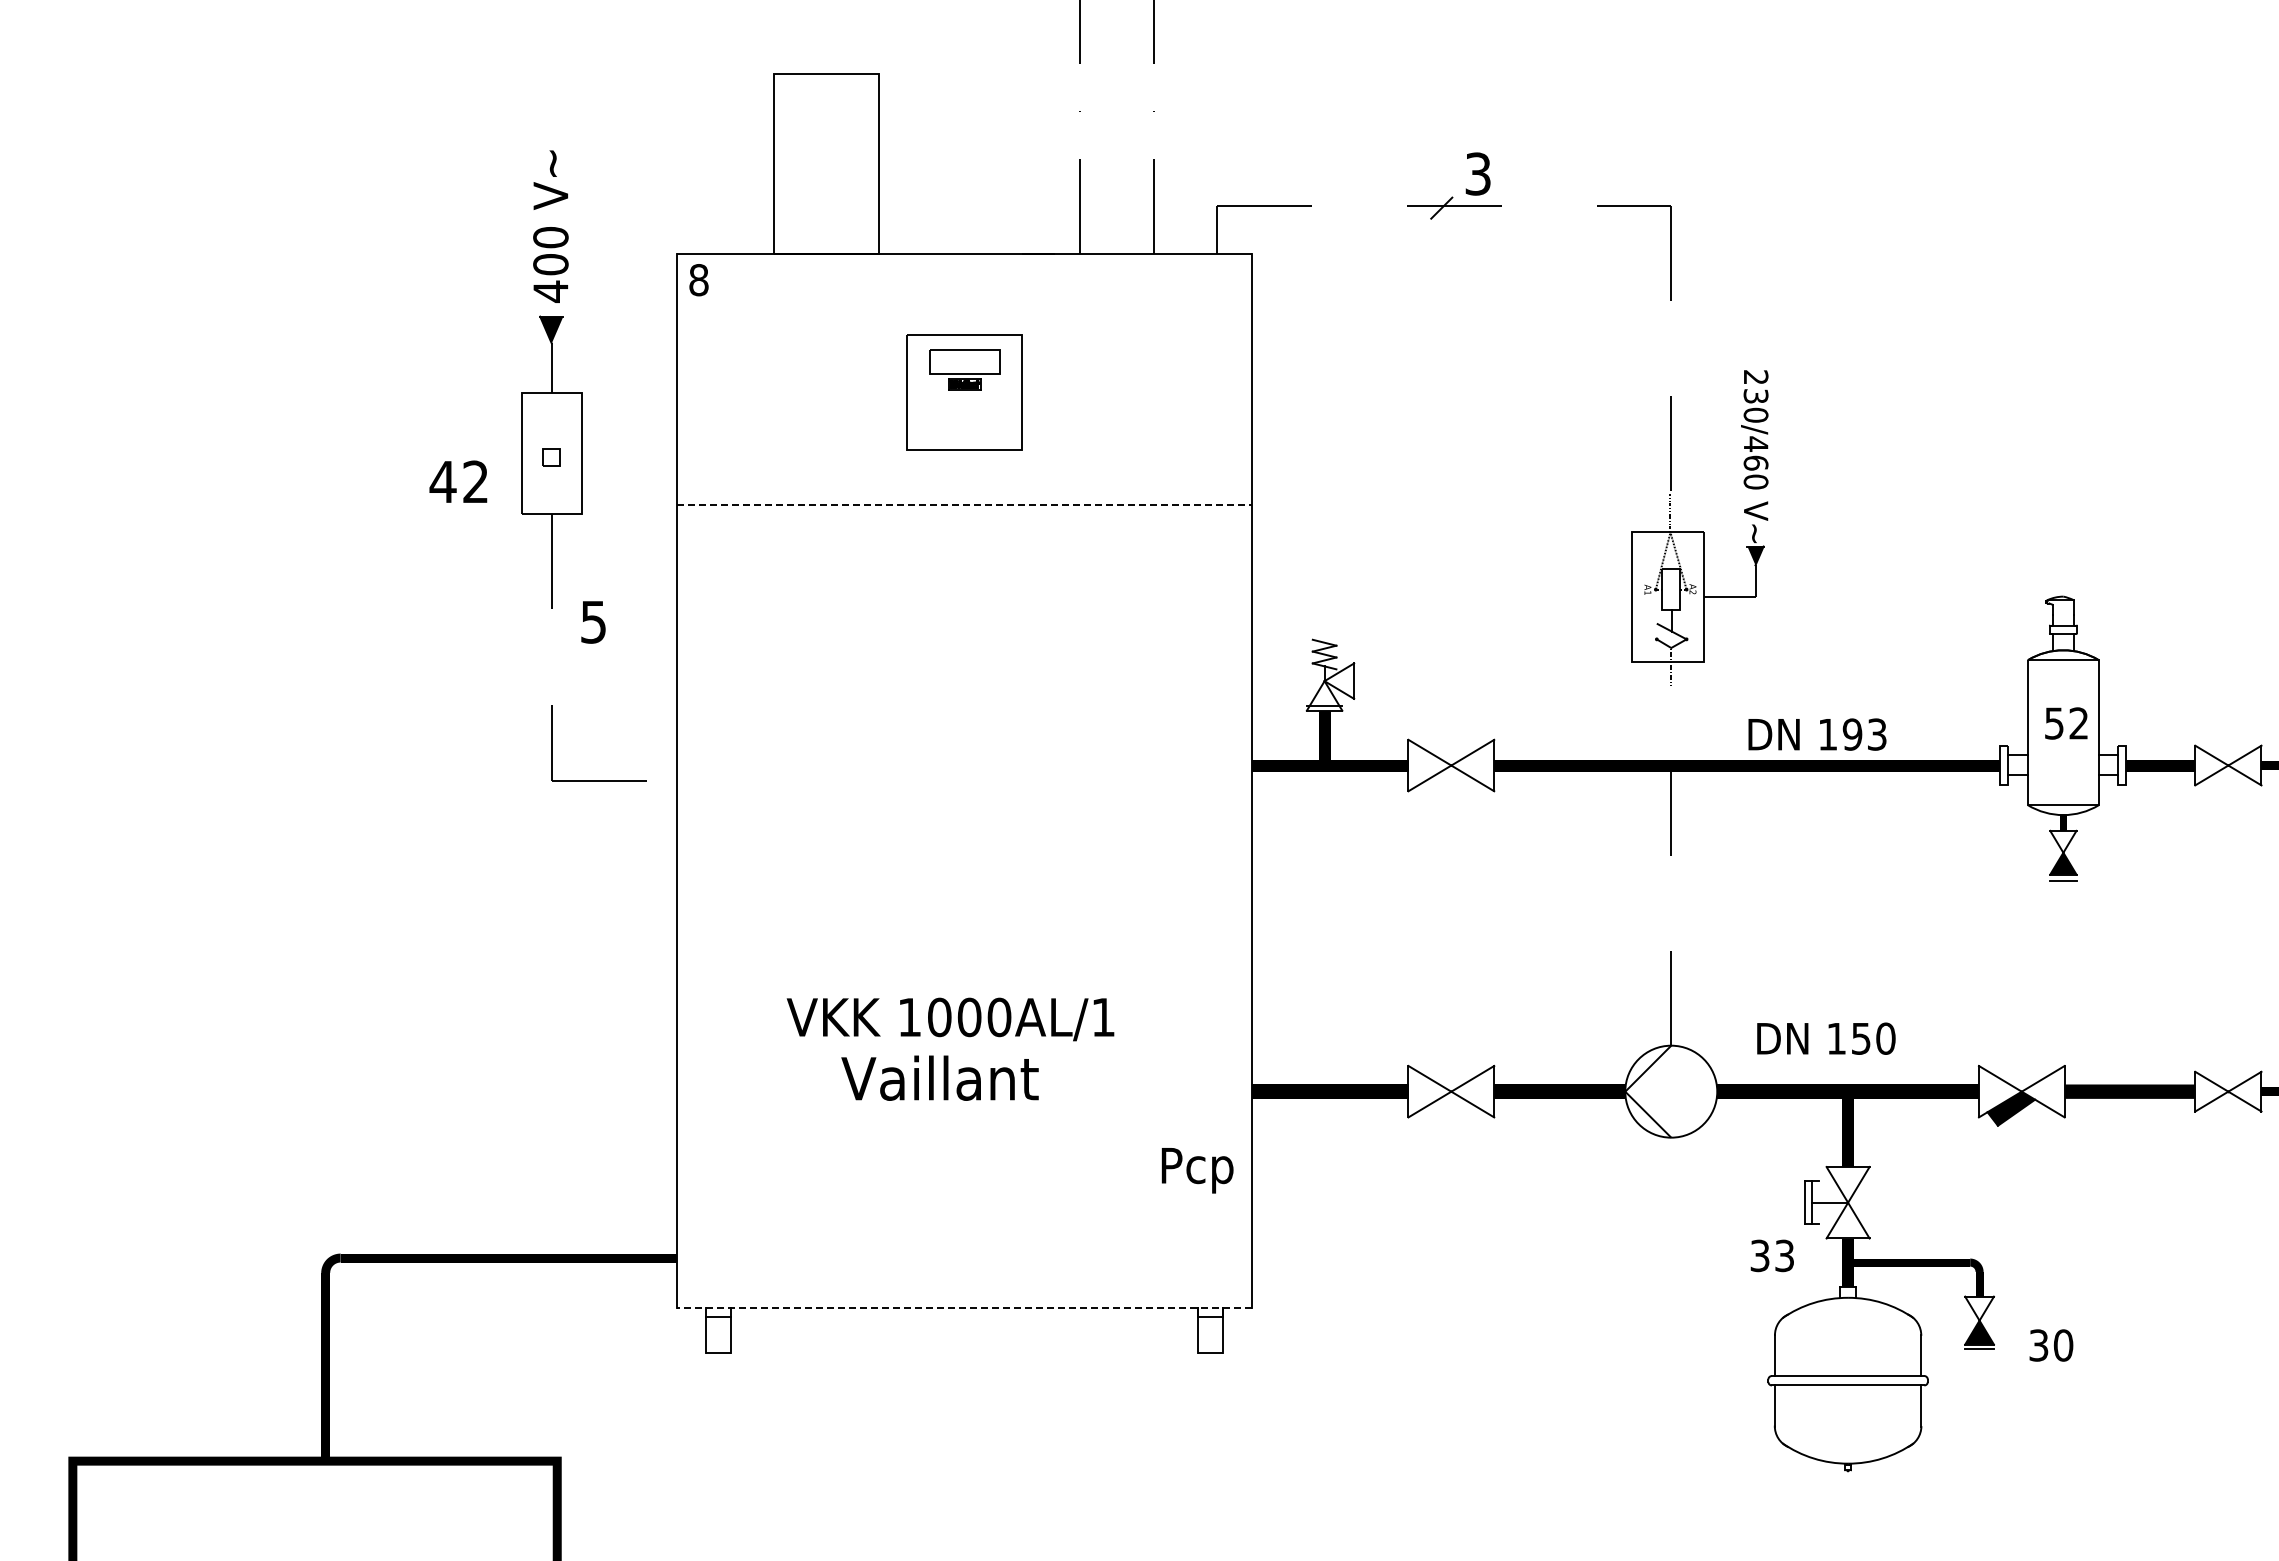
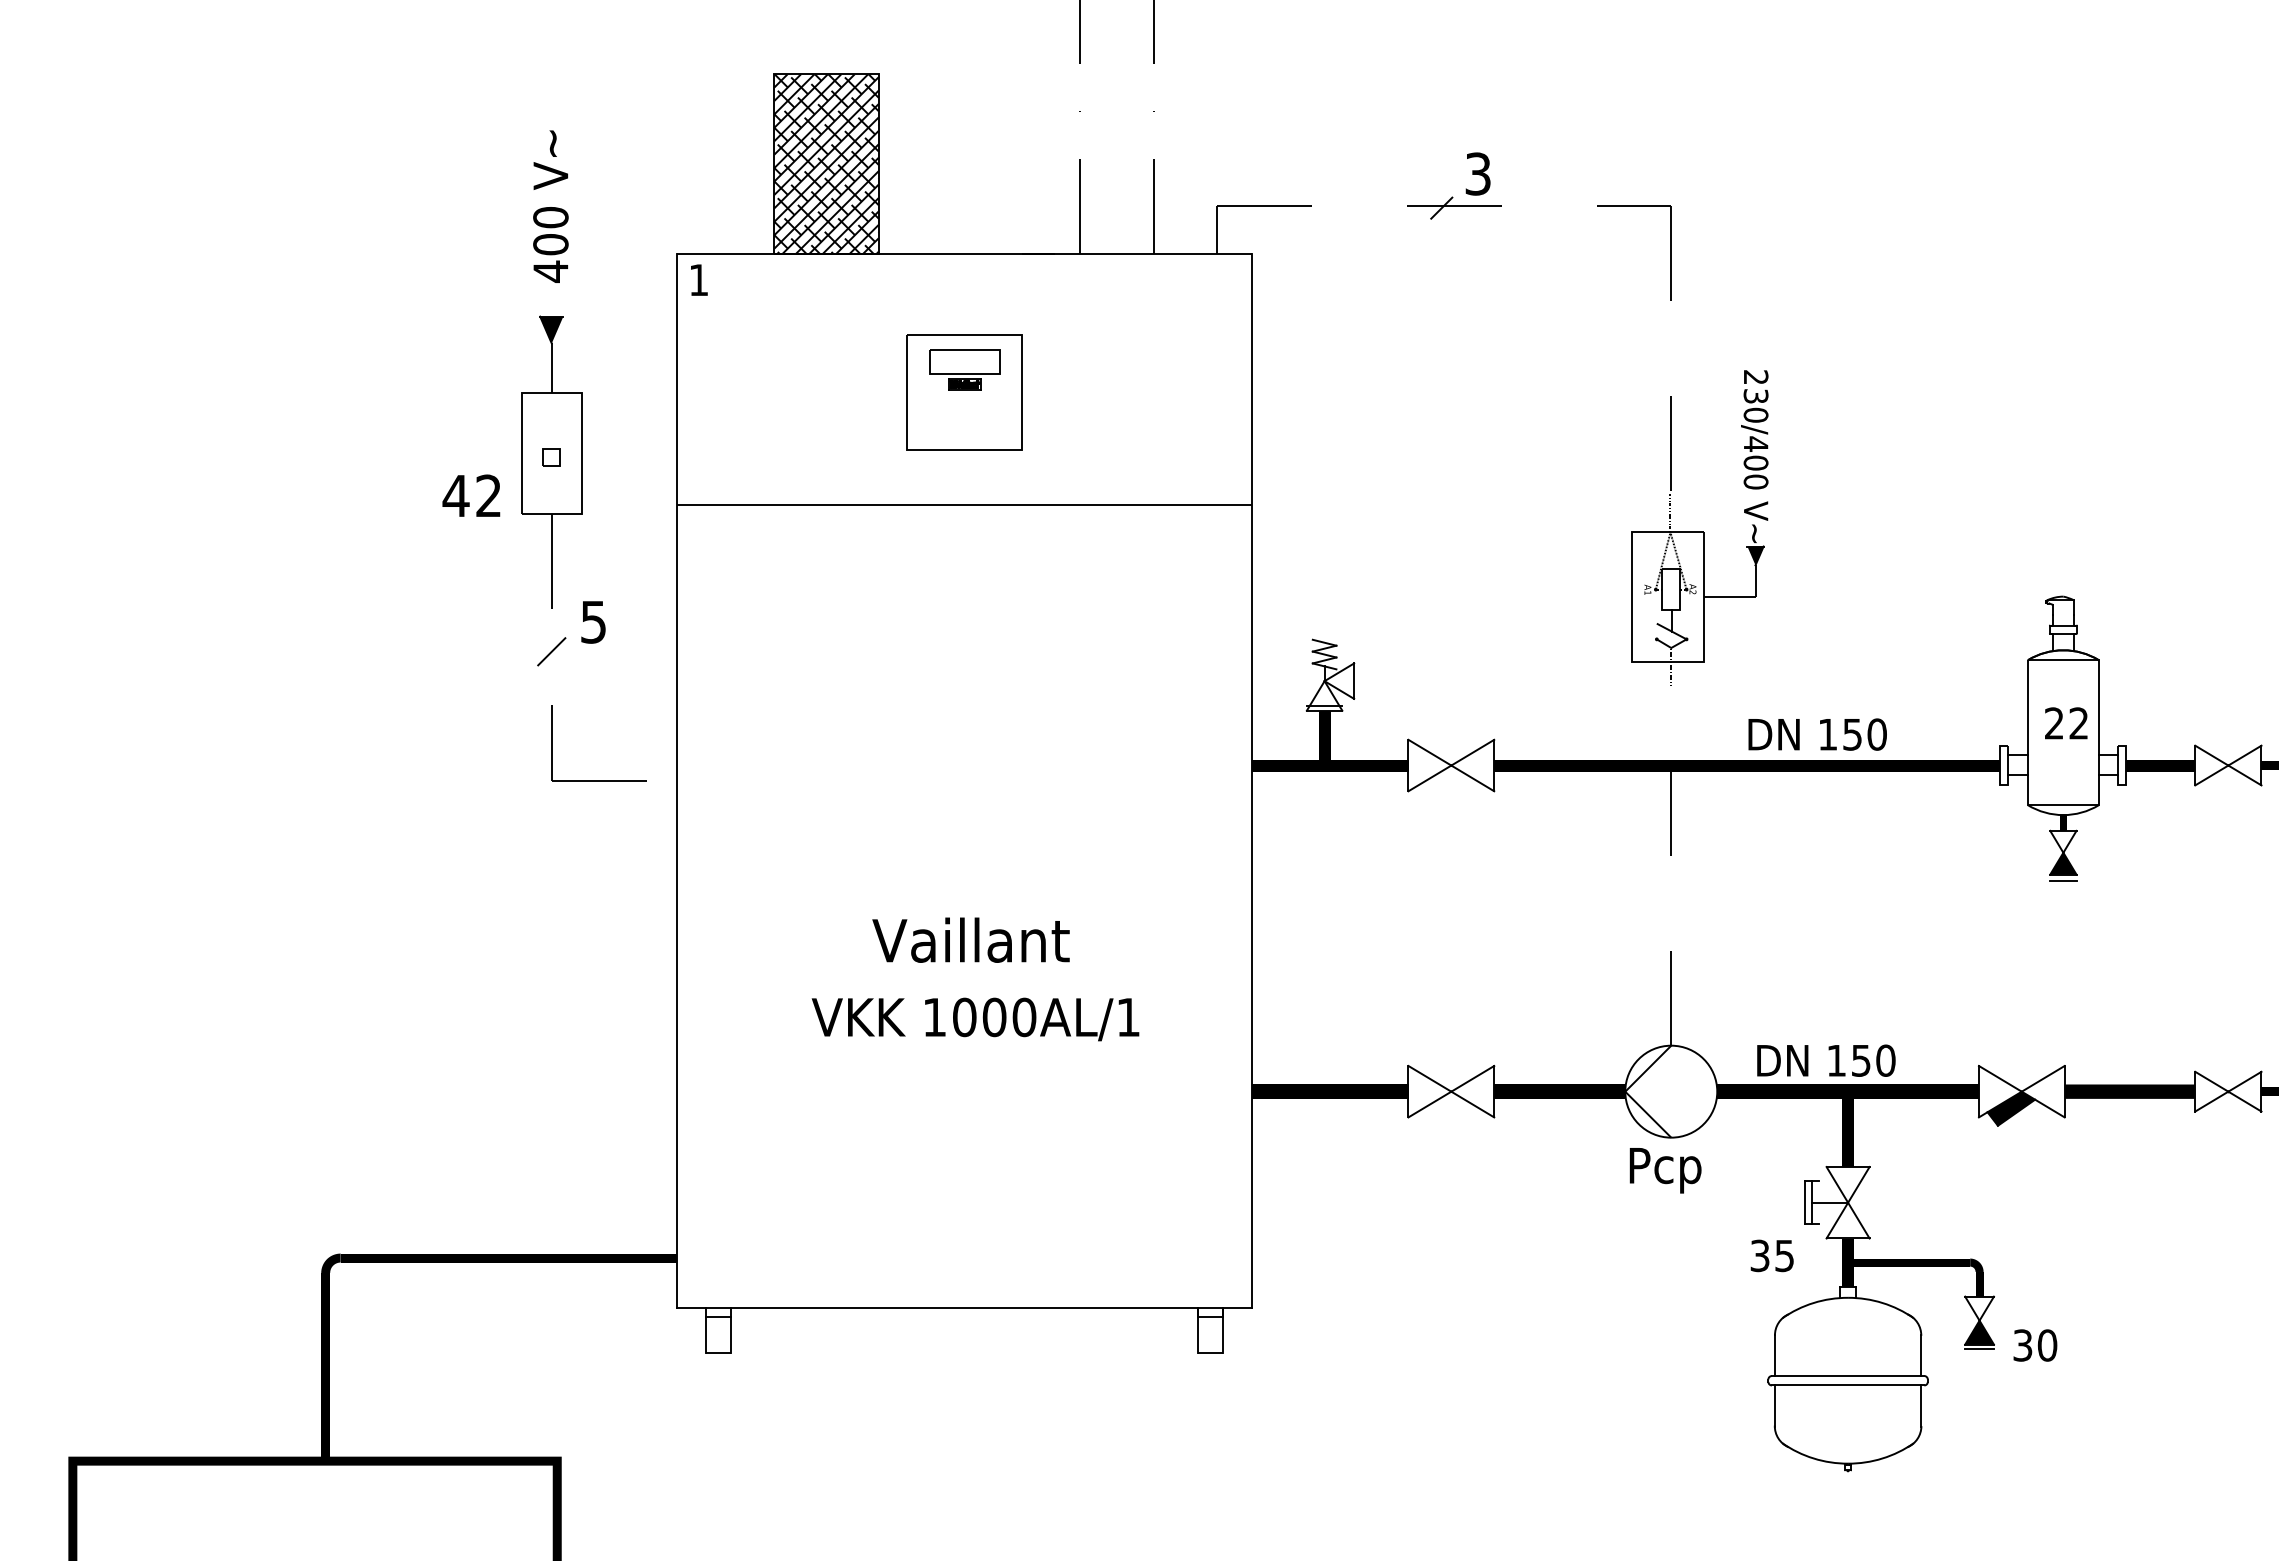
hatch: none -> present (826, 164)
text position: (550, 226) -> (550, 206) (550, 206)
text: 8 -> 1 (698, 280)
text: 230/460 -> 230/400 (1756, 462)
text position: (458, 481) -> (471, 495) (471, 495)
line: dashed -> solid (964, 505)
line: none -> present (551, 651)
text: 52 -> 22 (2054, 723)
text: 193 -> 150 (1864, 734)
text position: (950, 1019) -> (975, 1019) (975, 1019)
text position: (1826, 1038) -> (1826, 1060) (1826, 1060)
text position: (939, 1077) -> (970, 939) (970, 939)
text position: (1197, 1170) -> (1665, 1170) (1665, 1170)
text: 33 -> 35 (1784, 1255)
line: dashed -> solid (963, 1308)
text position: (2051, 1345) -> (2035, 1345) (2035, 1345)
